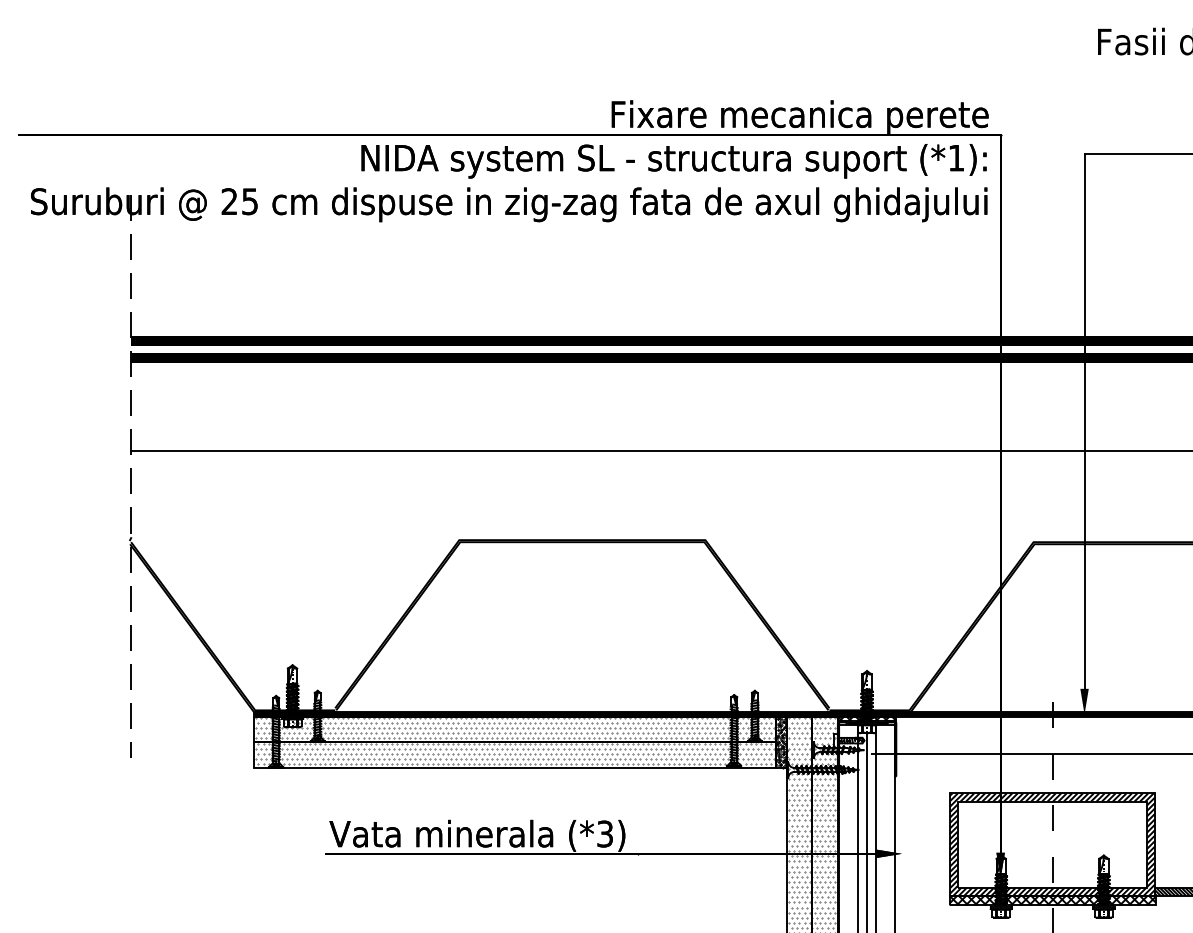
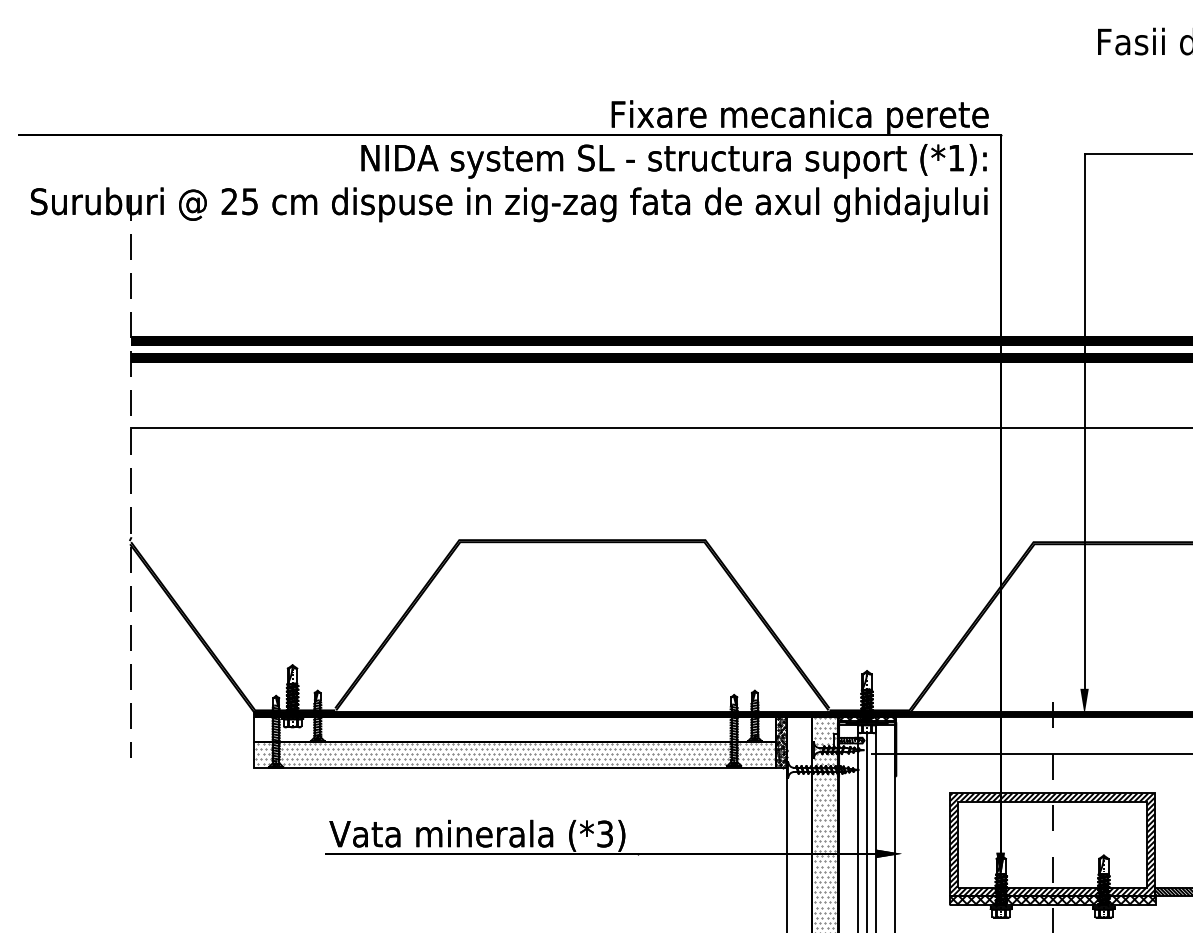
line position: (660, 450) -> (660, 427) (660, 427)
hatch: present -> none (515, 727)
hatch: present -> none (800, 822)
